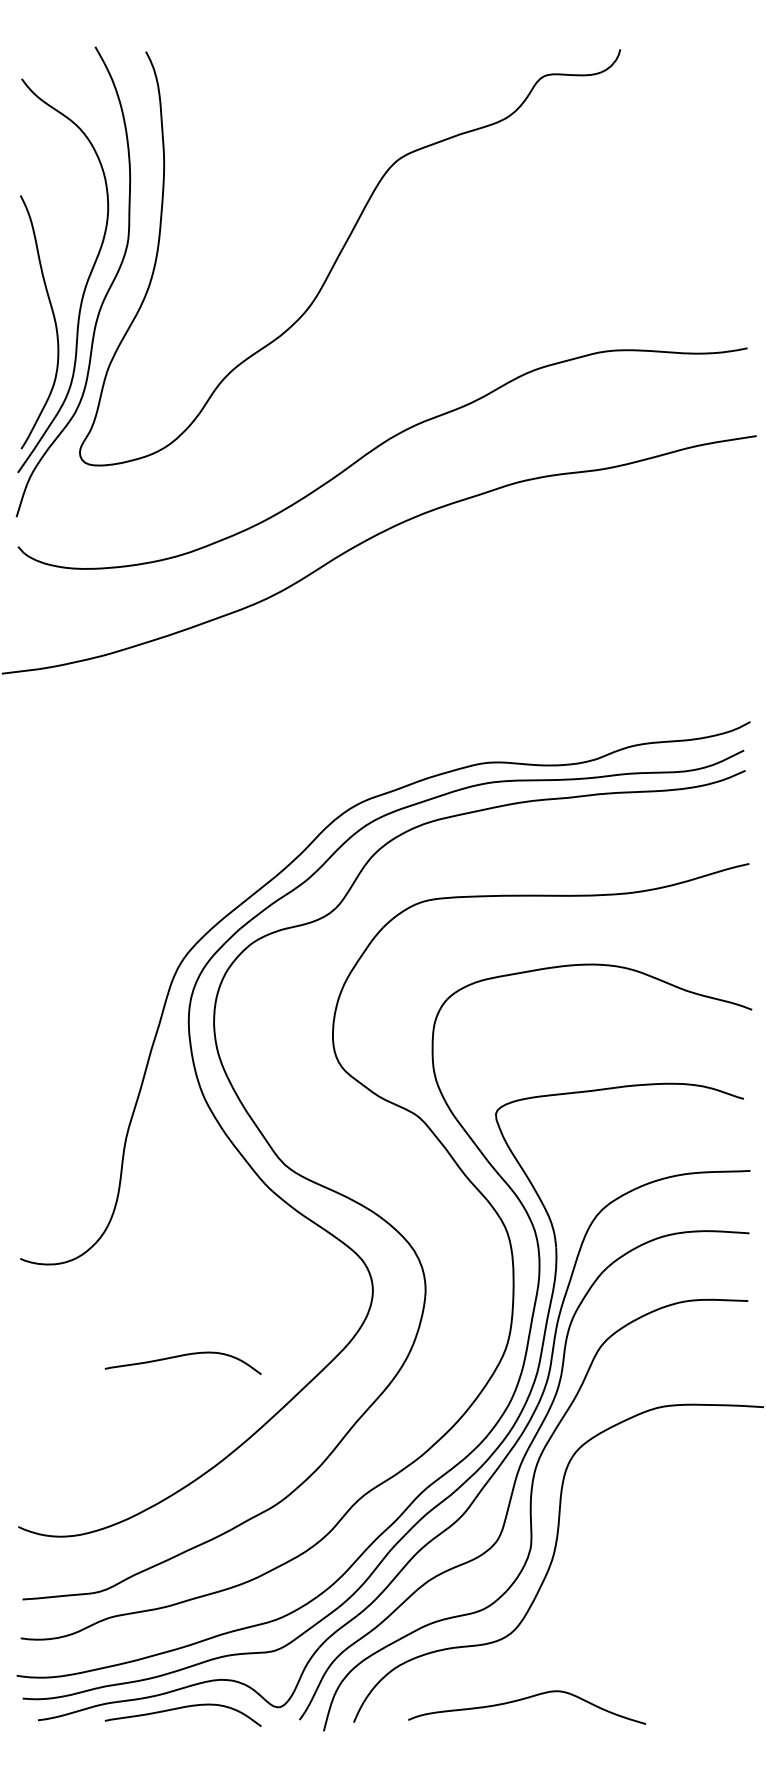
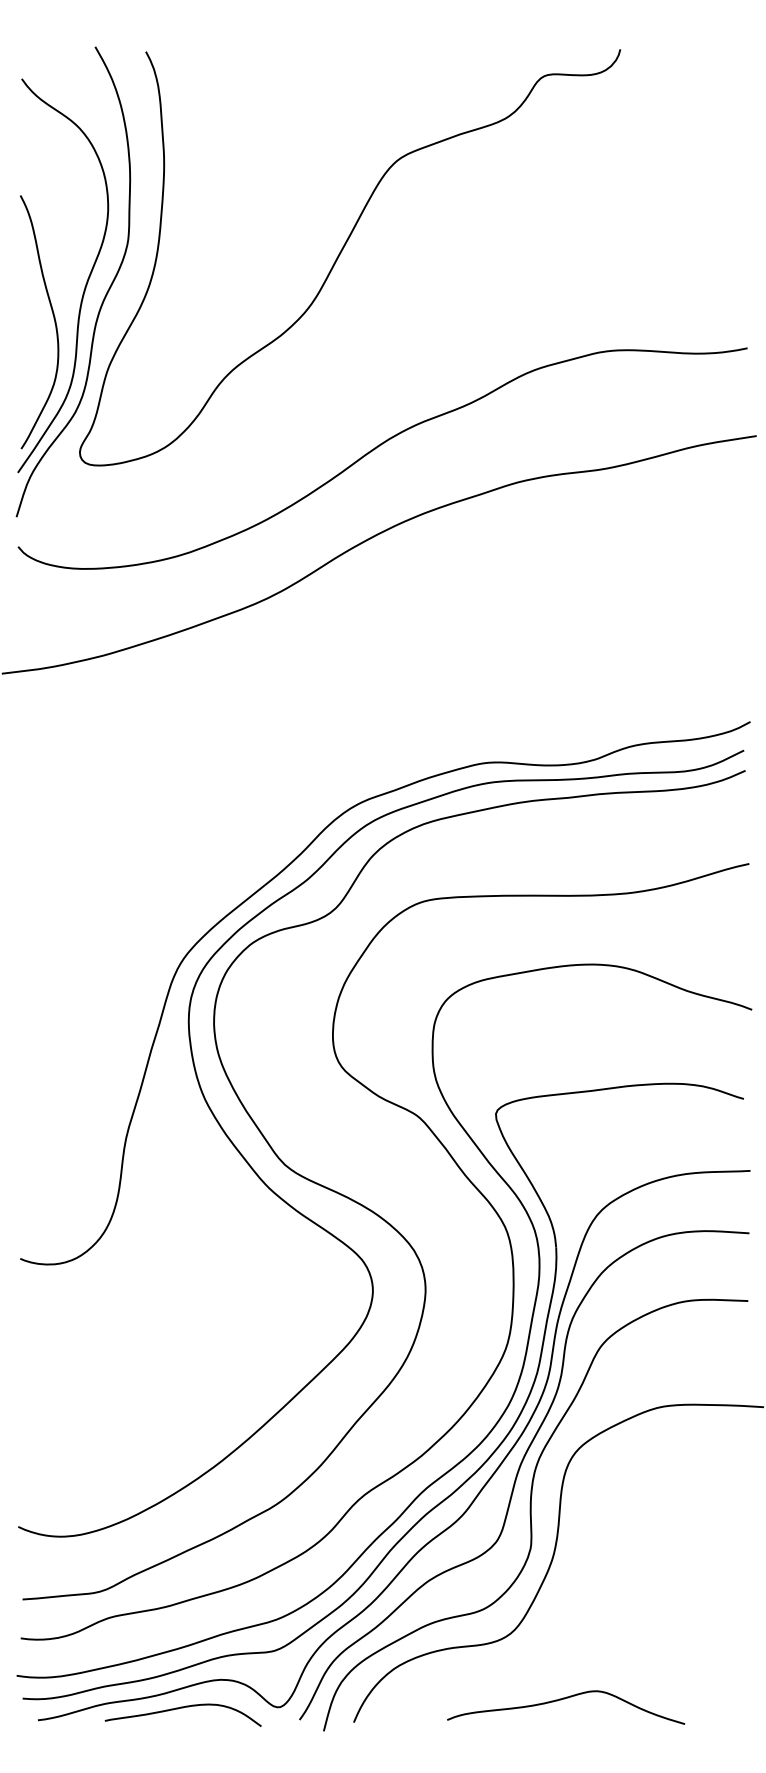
curve: present -> none (182, 1356)
curve position: (525, 1699) -> (564, 1699) (564, 1699)
